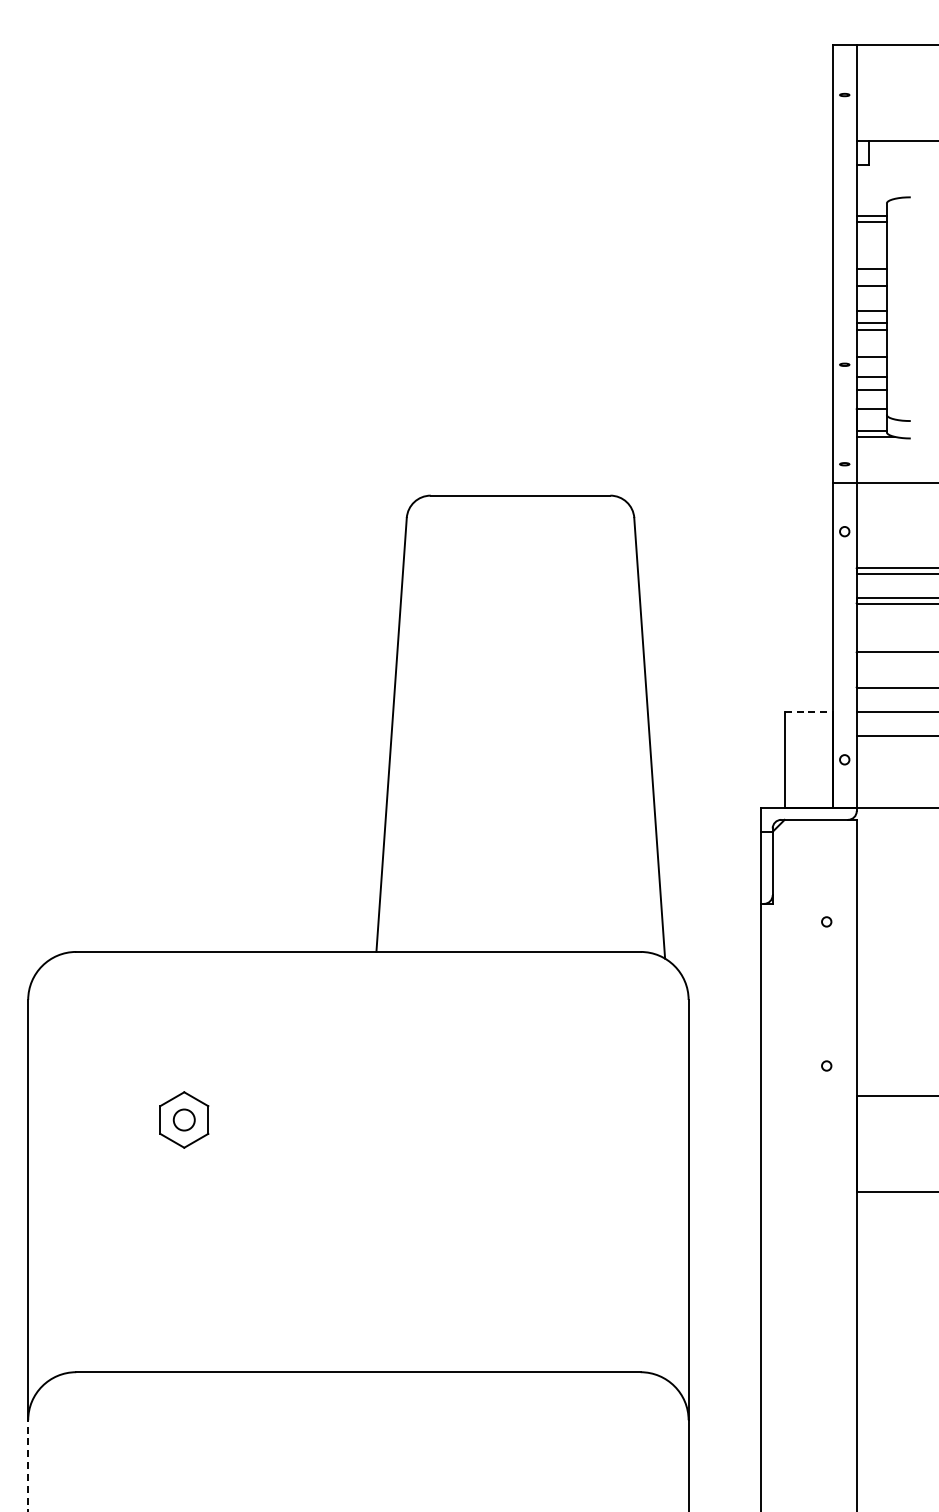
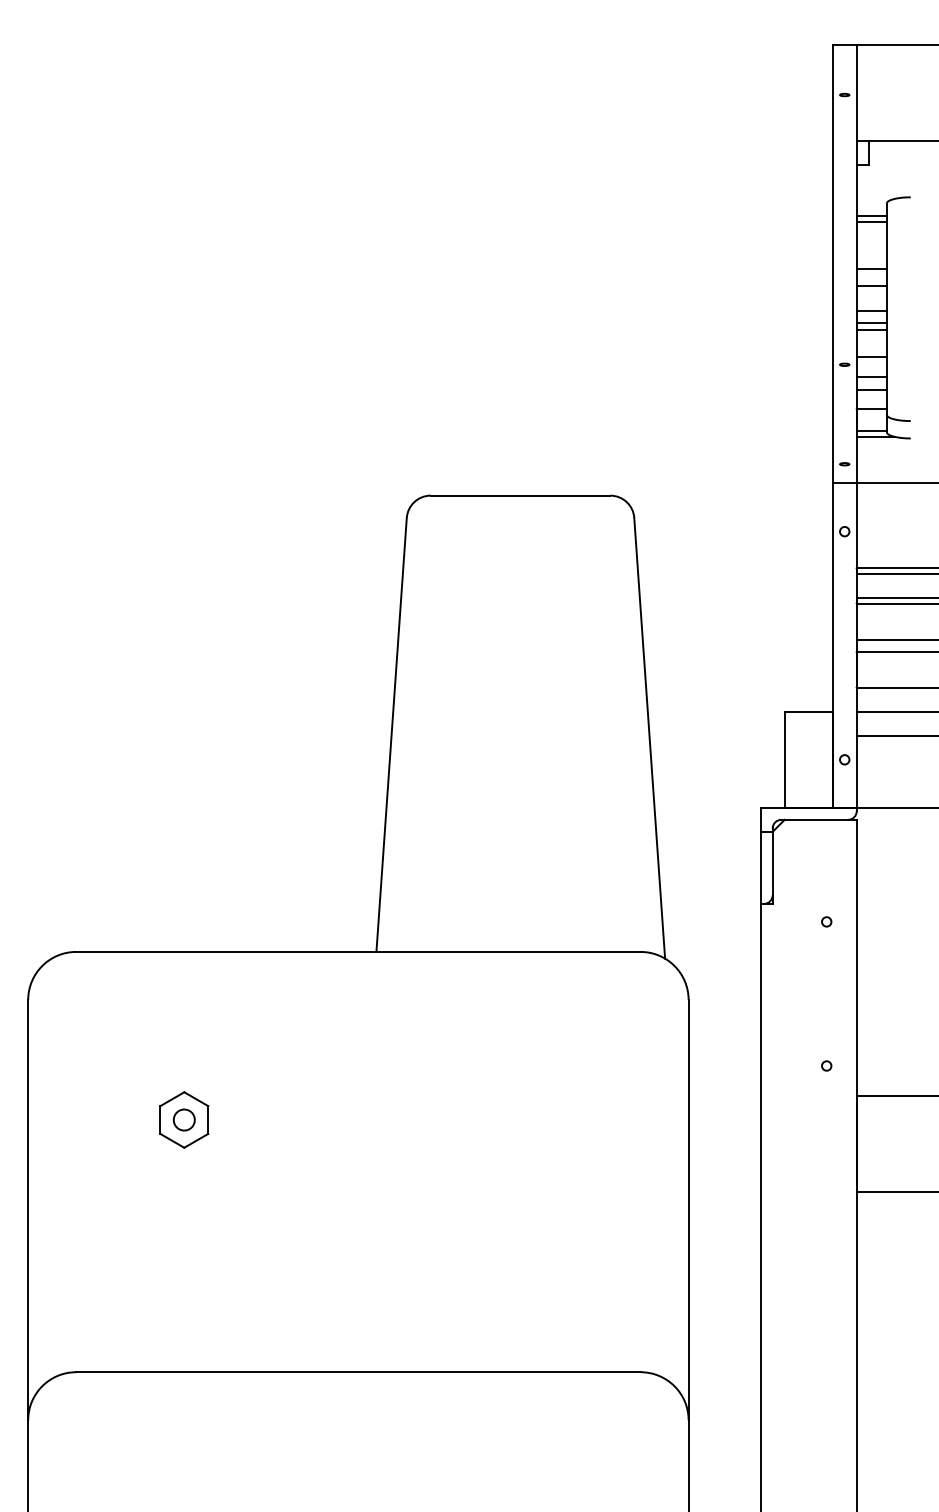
line: none -> present (895, 639)
line: dashed -> solid (809, 711)
line: dashed -> solid (28, 1465)
